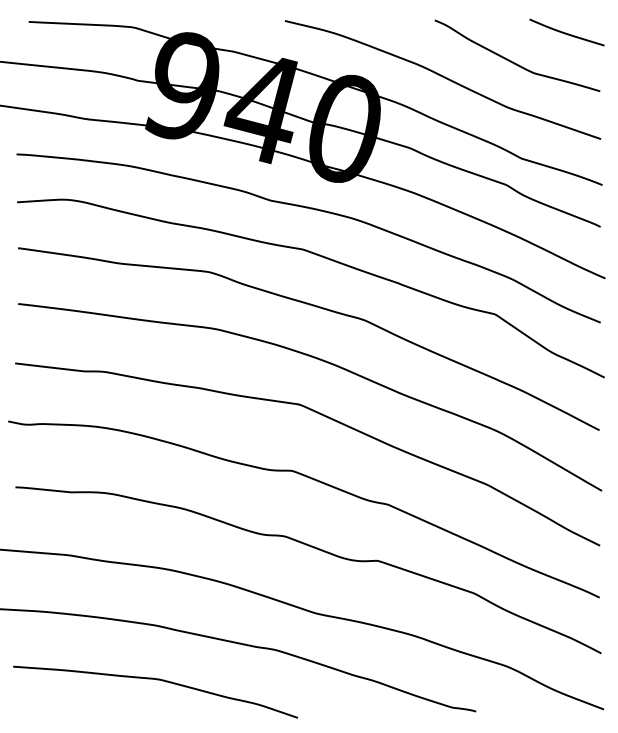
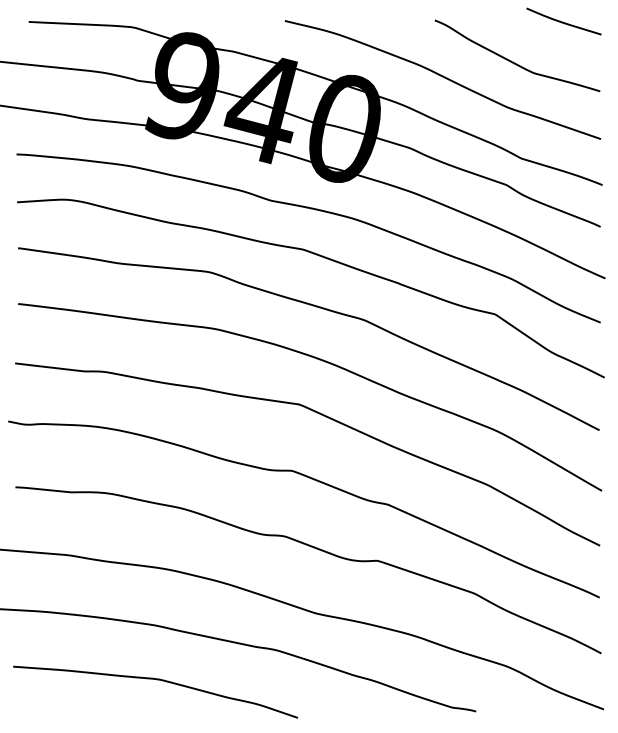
curve position: (566, 32) -> (563, 21) (563, 21)
